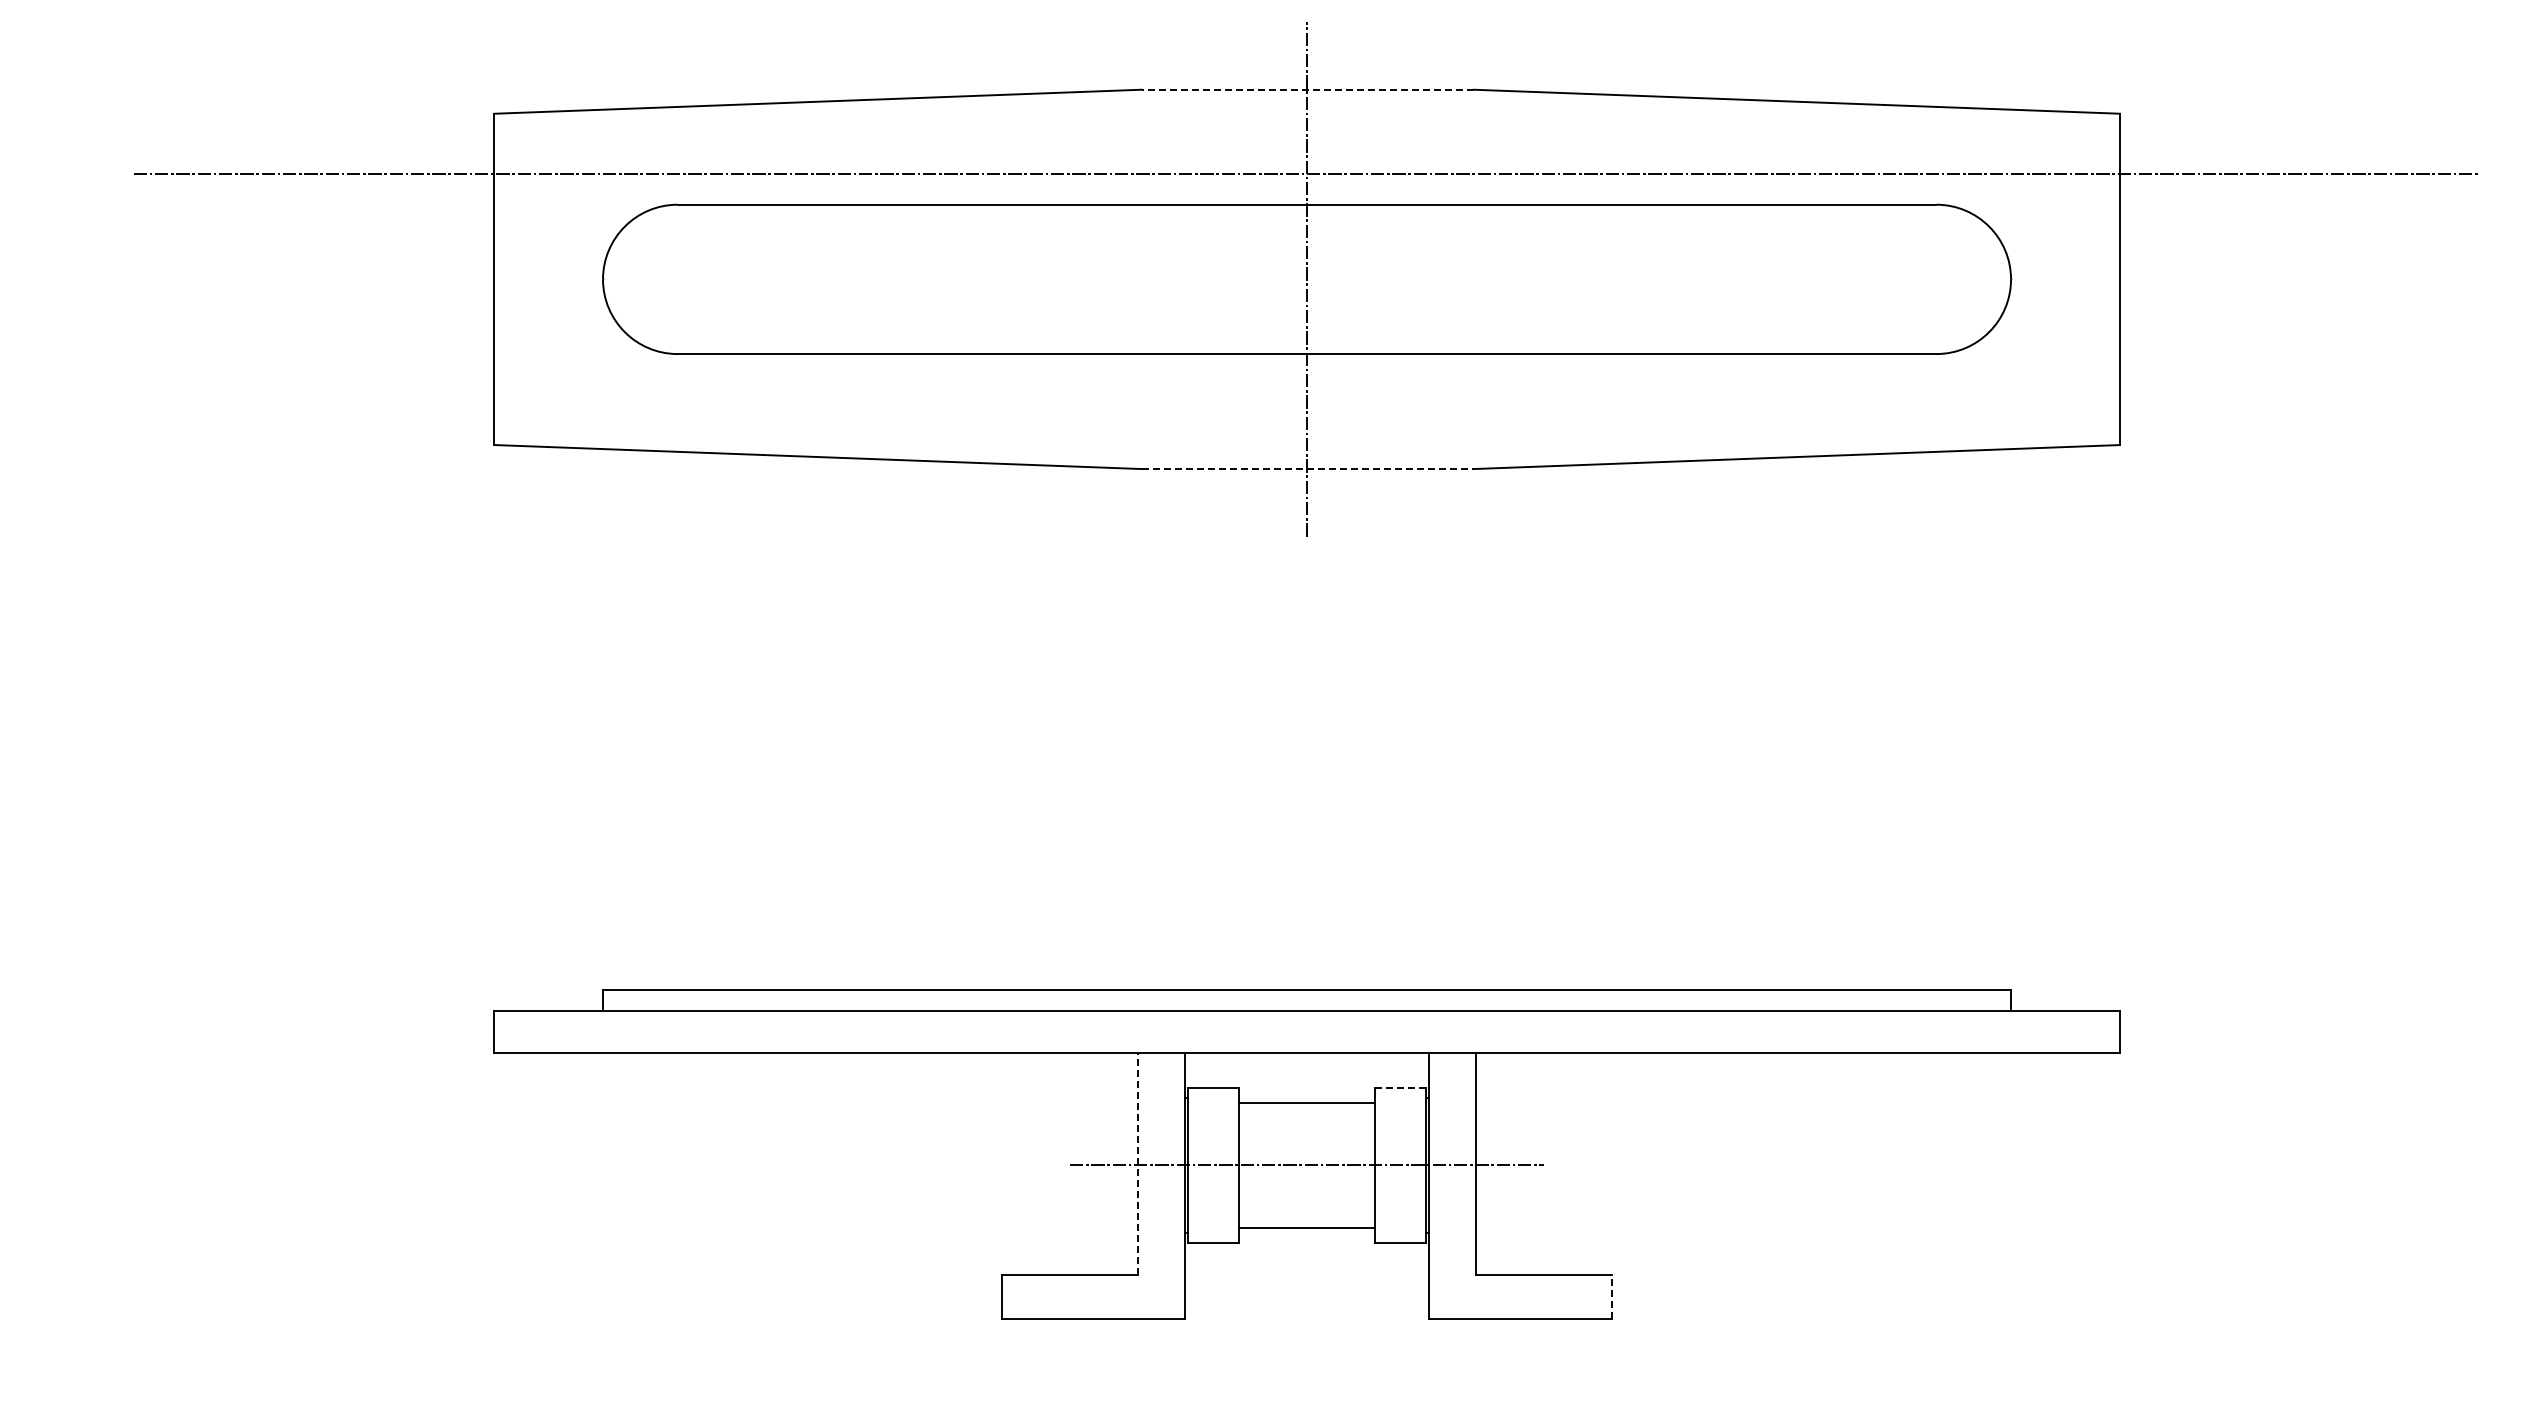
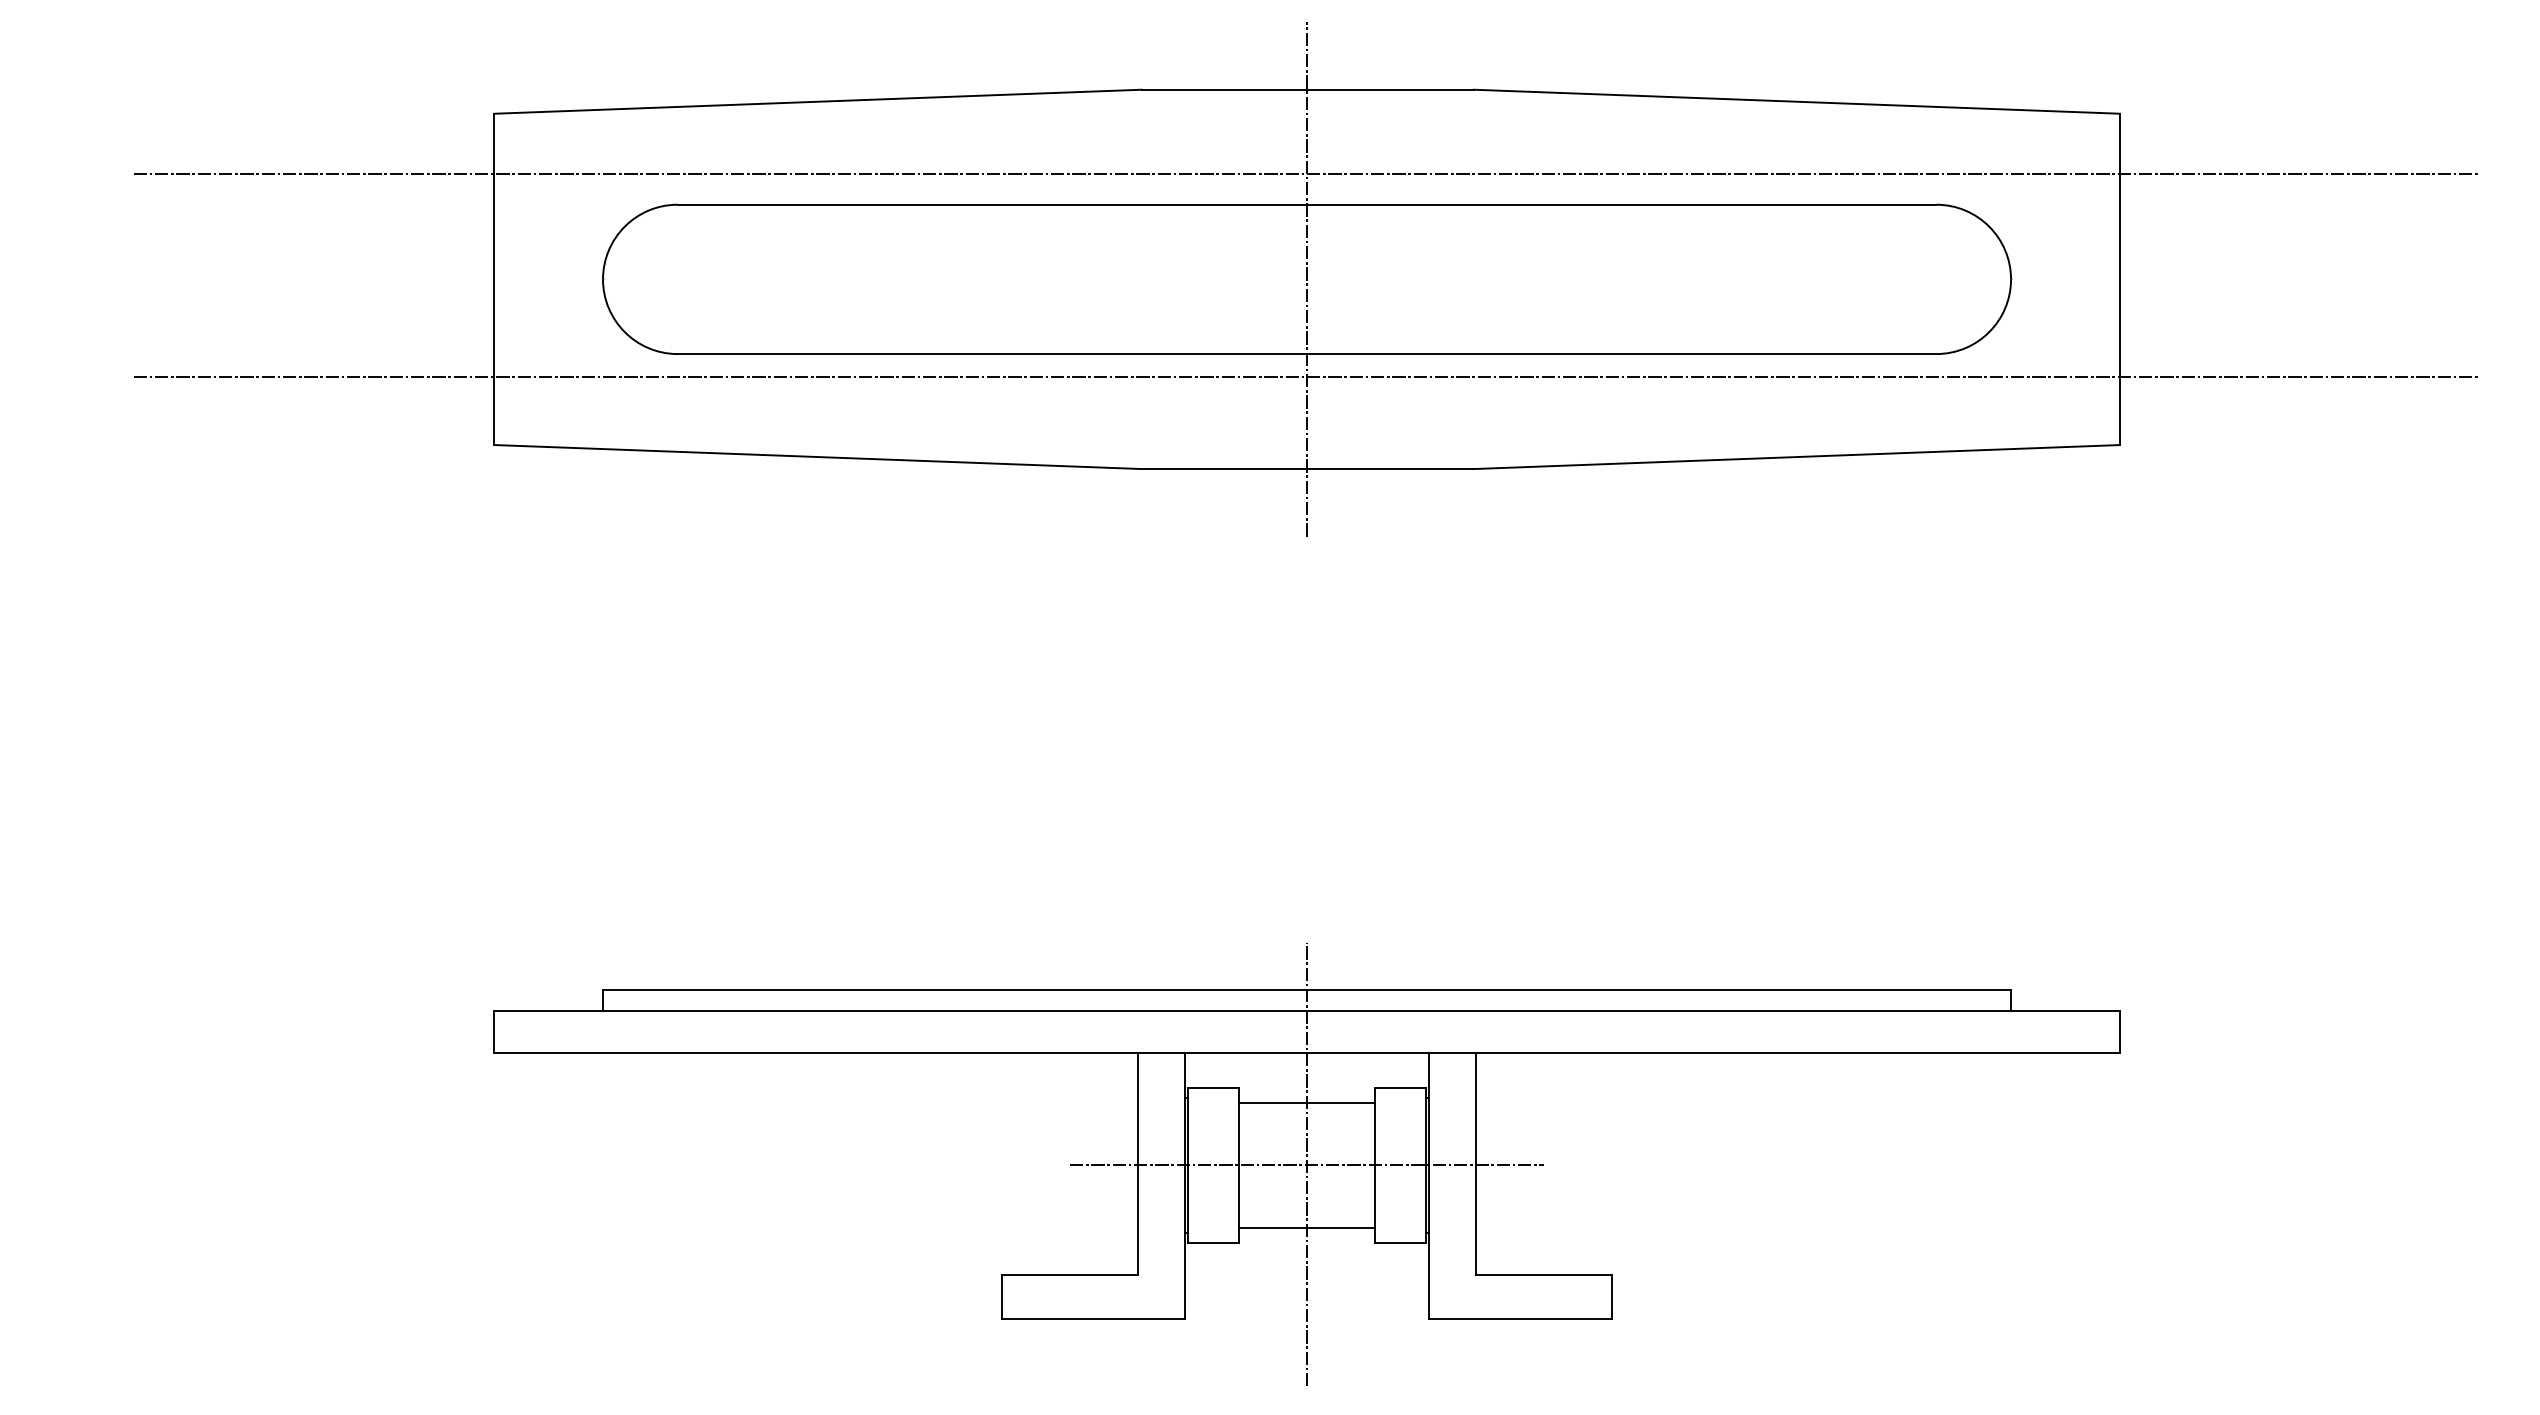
line: dashed -> solid (1307, 89)
line: none -> present (1306, 376)
line: dashed -> solid (1307, 469)
line: dashed -> solid (1400, 1088)
line: dashed -> solid (1137, 1163)
line: none -> present (1307, 1164)
line: dashed -> solid (1611, 1297)
